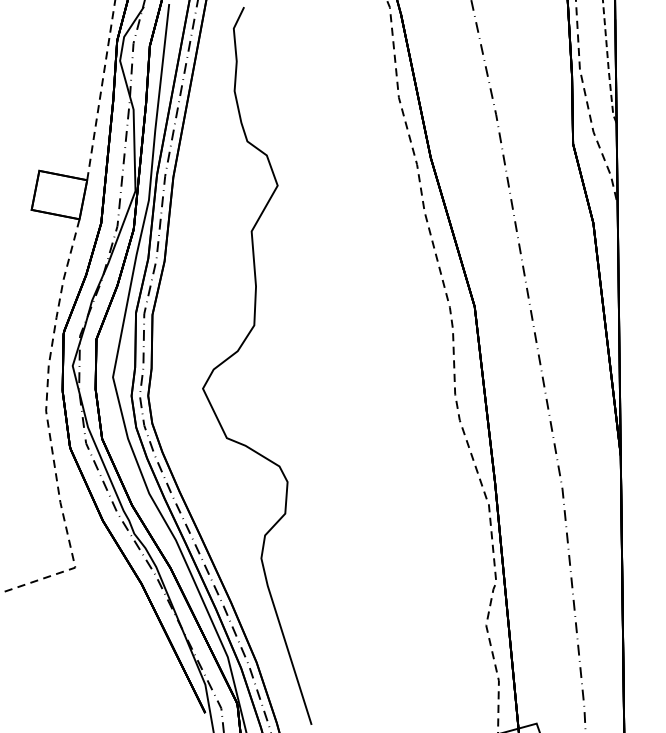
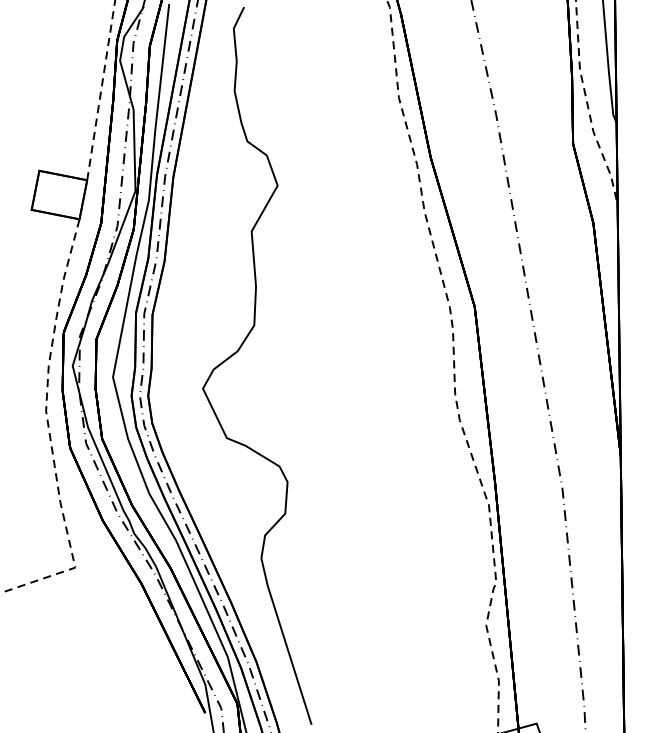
line: dashed -> solid (608, 63)
